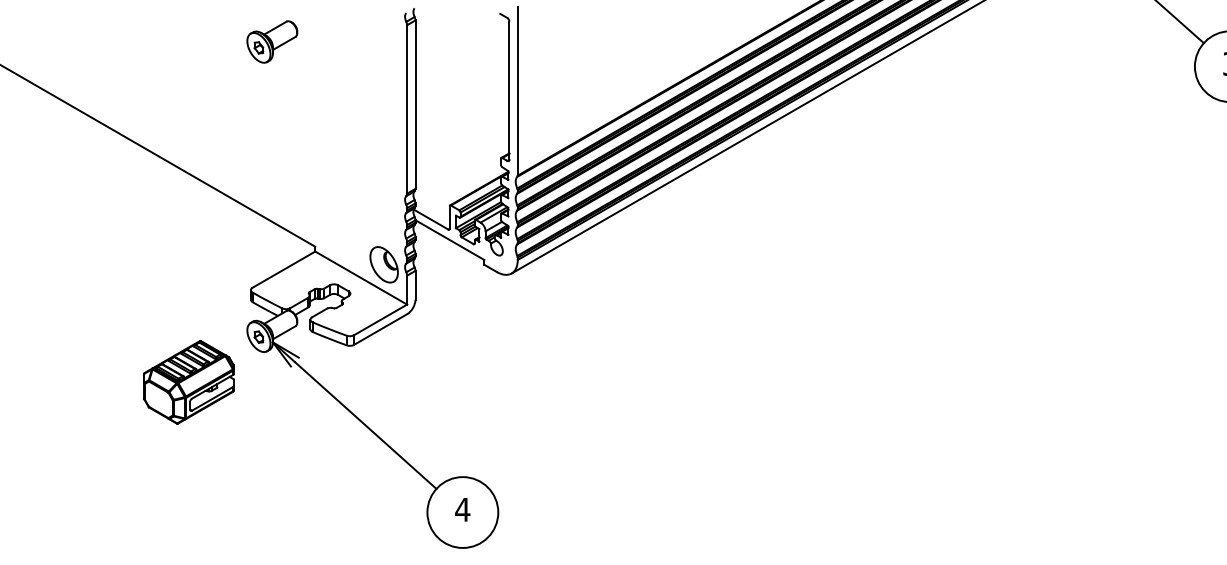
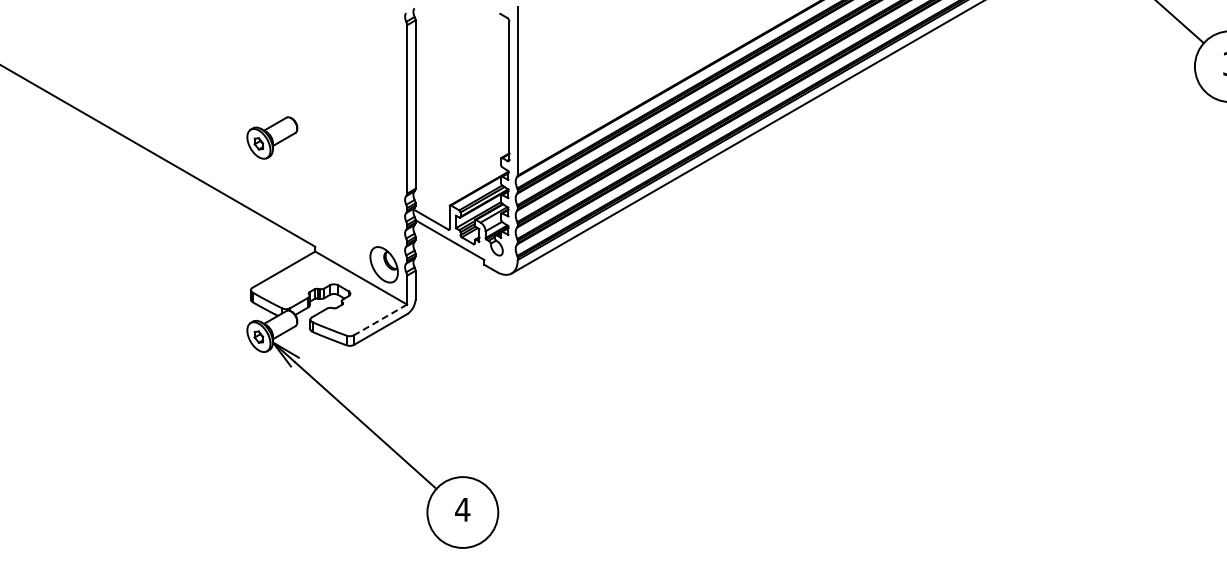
part position: (272, 41) -> (272, 137) (272, 137)
line: solid -> dashed (380, 319)
part: present -> none (188, 382)
